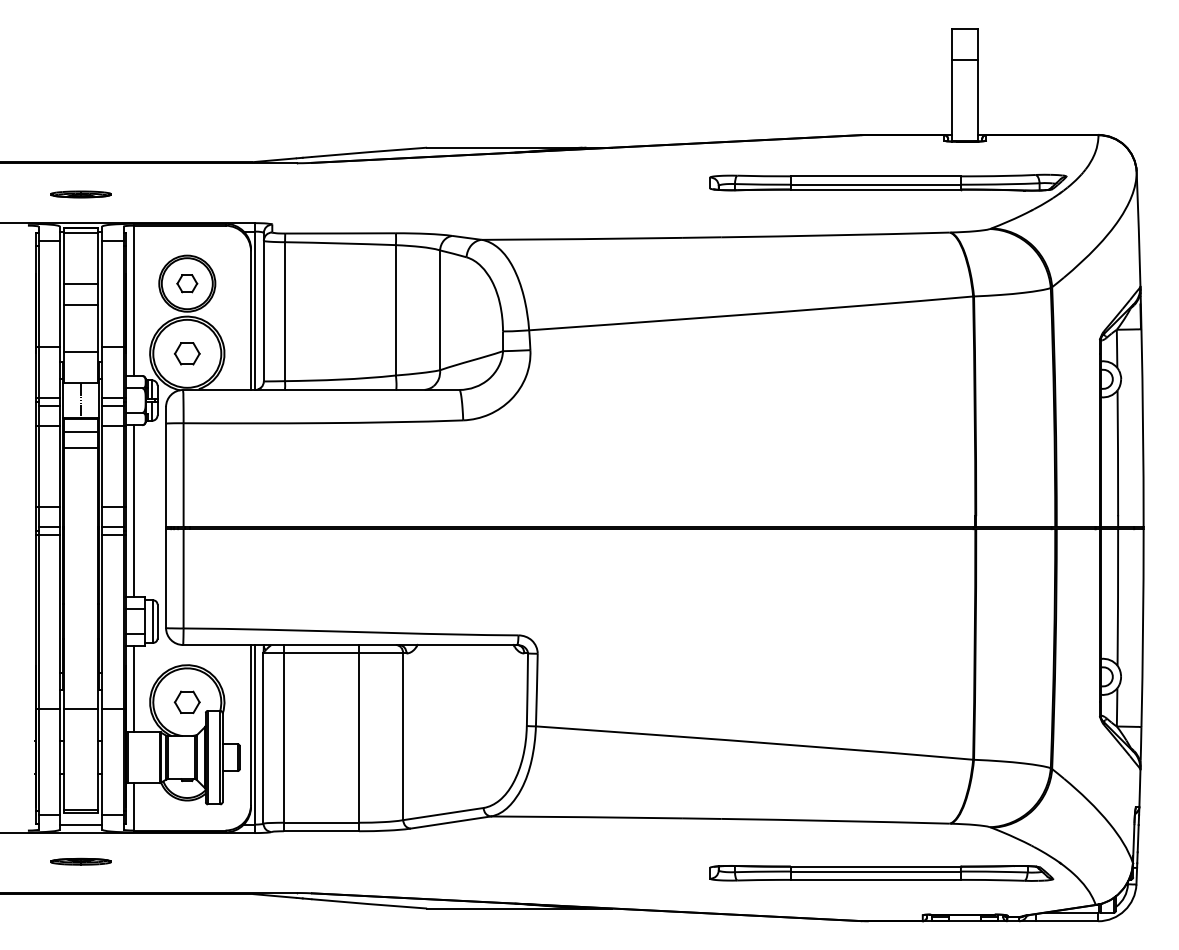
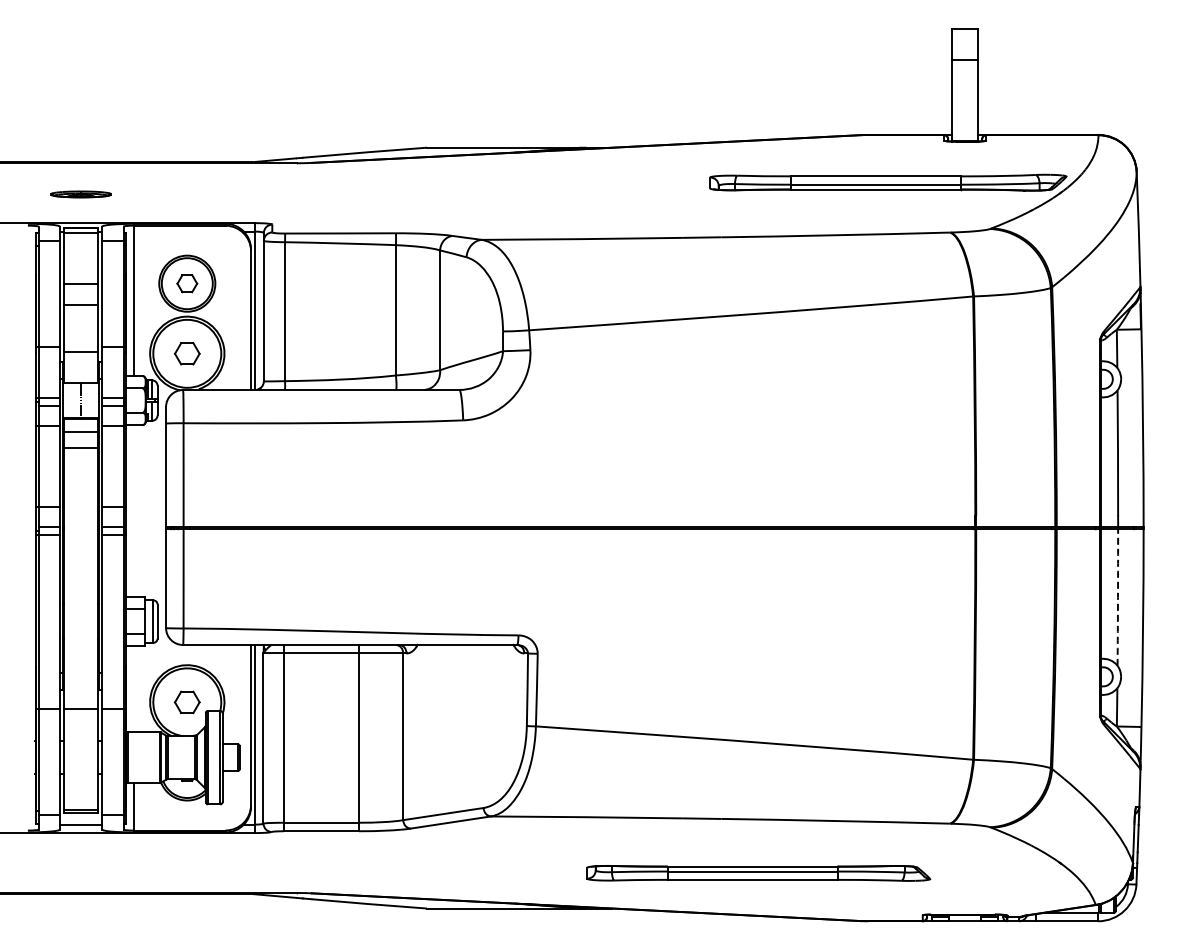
line: present -> none (134, 511)
arc: solid -> dashed (1118, 597)
line: present -> none (134, 689)
part: present -> none (80, 861)
part position: (881, 873) -> (758, 873) (758, 873)
